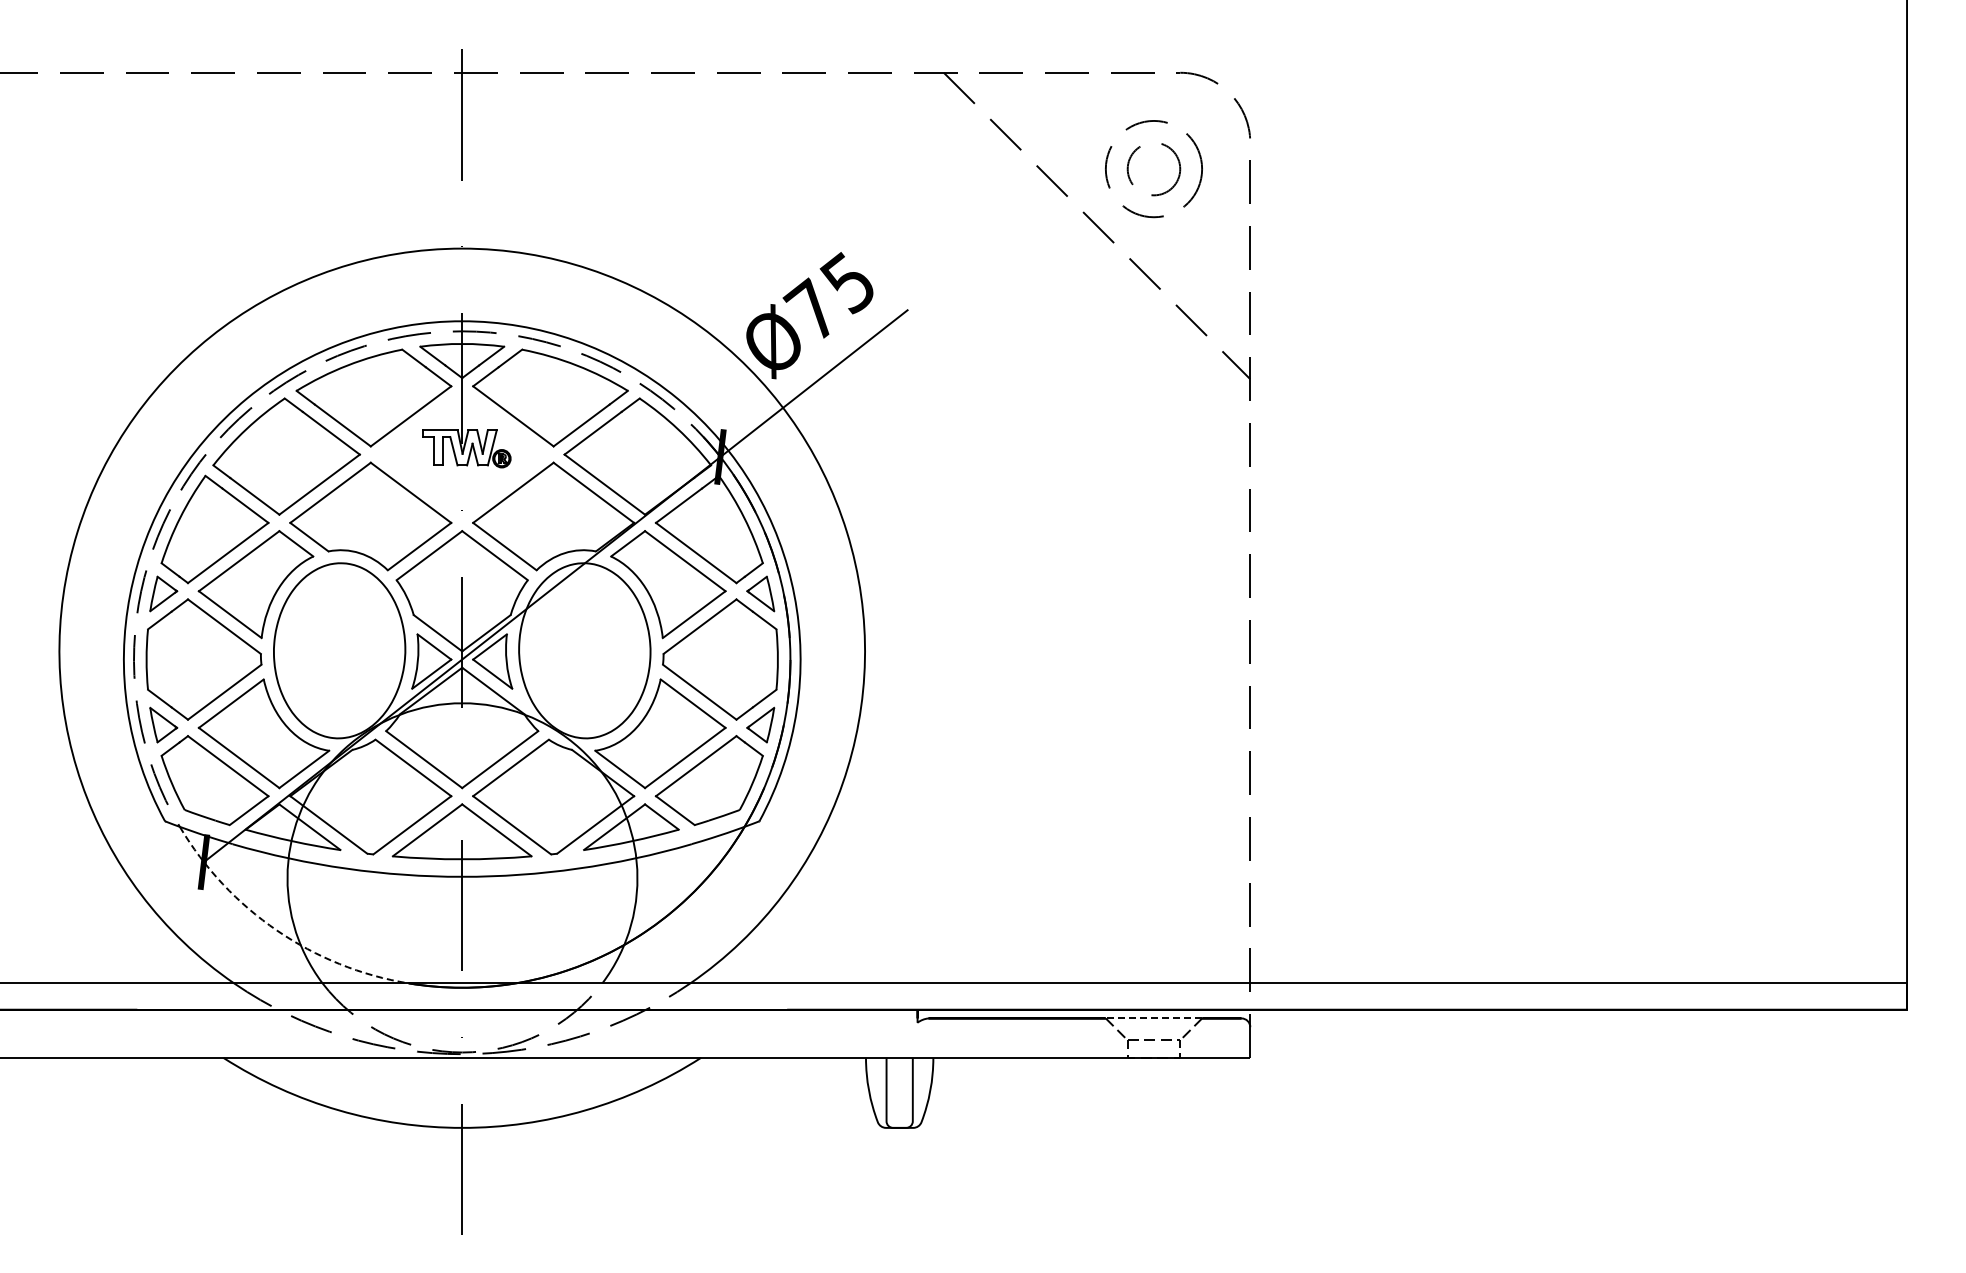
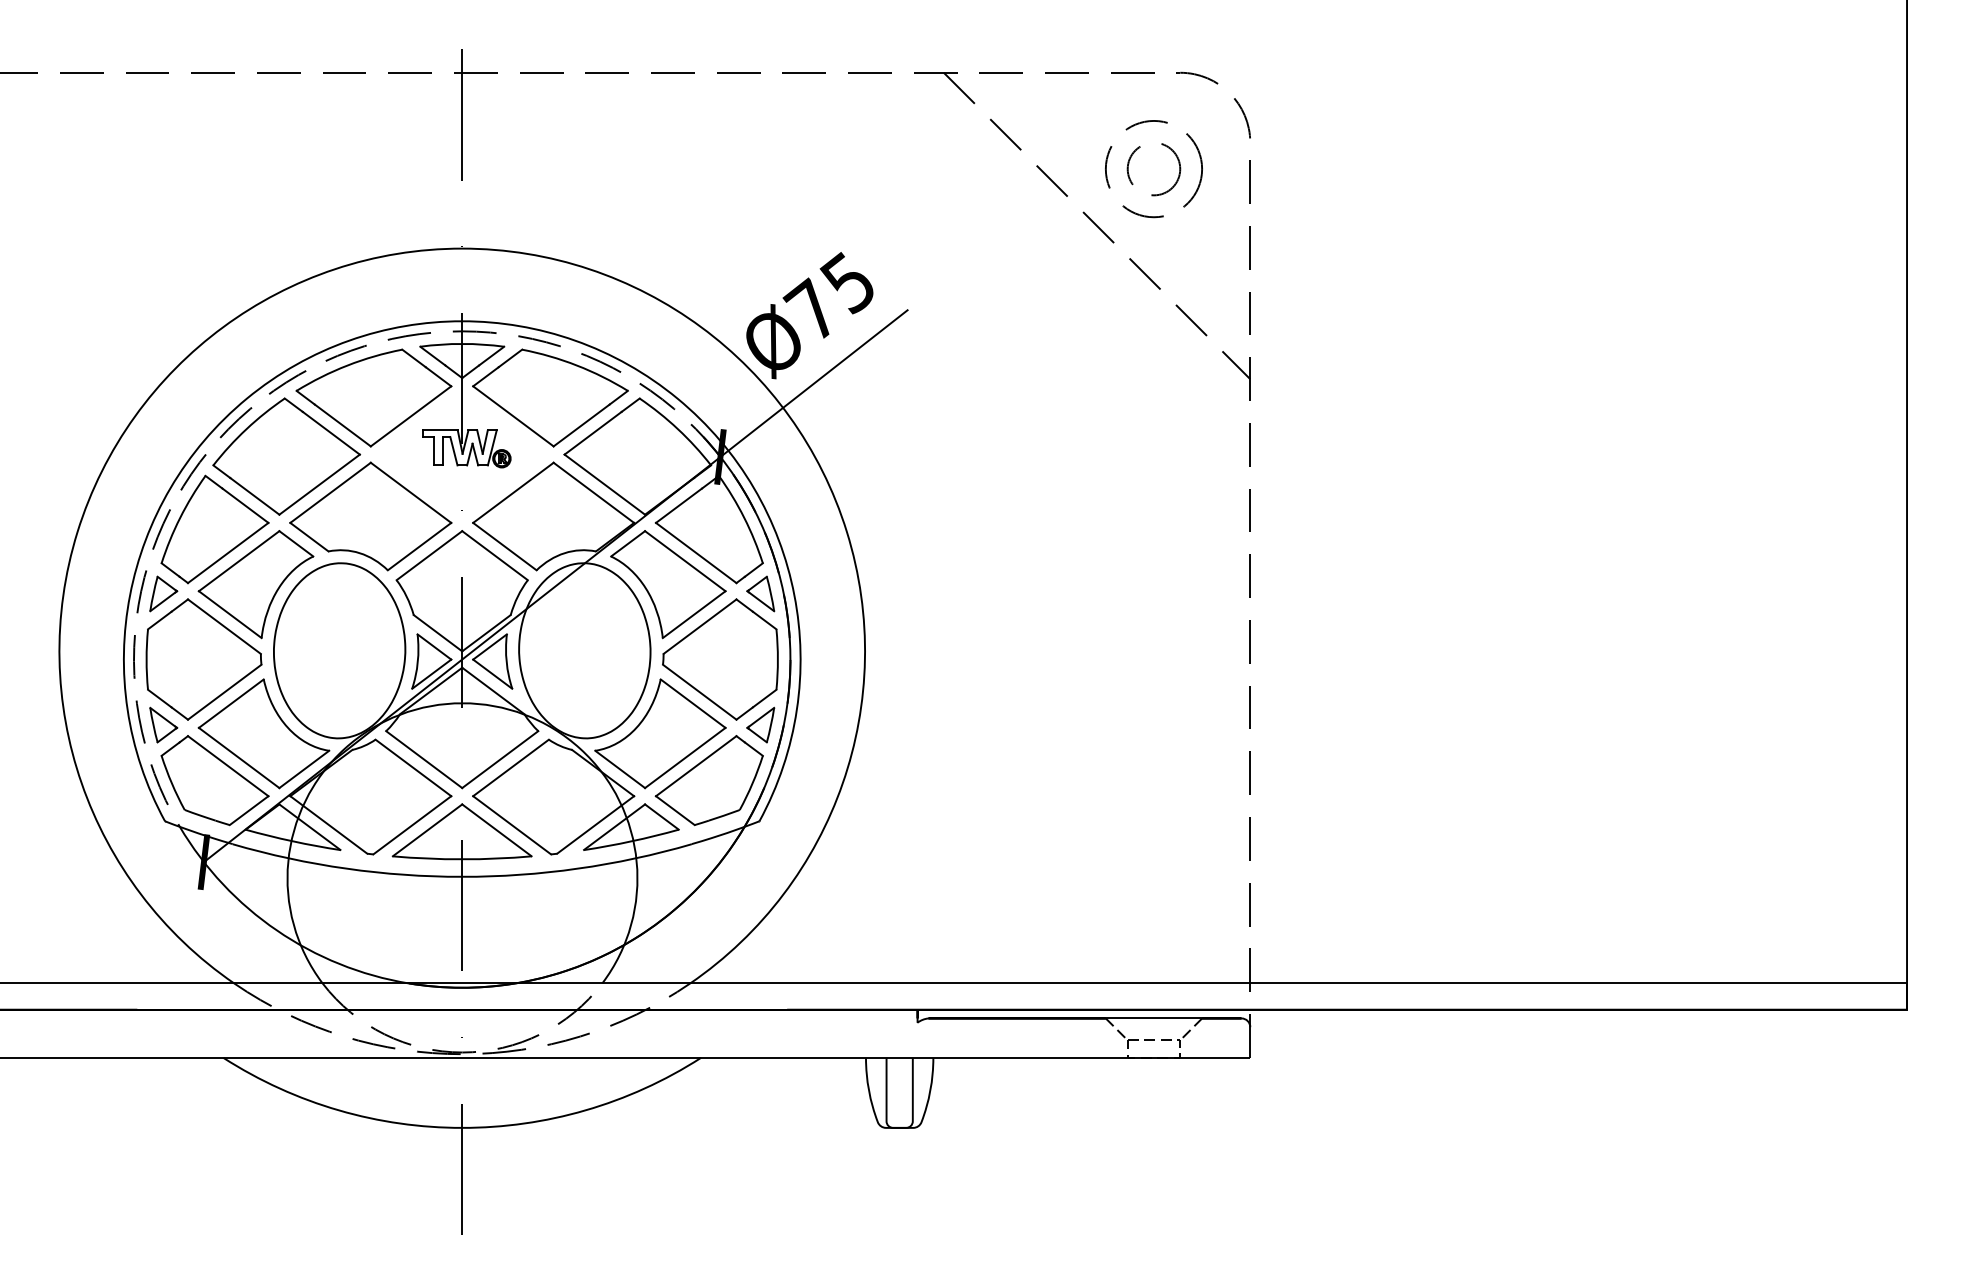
arc: dashed -> solid (276, 930)
line: dashed -> solid (1153, 1018)
